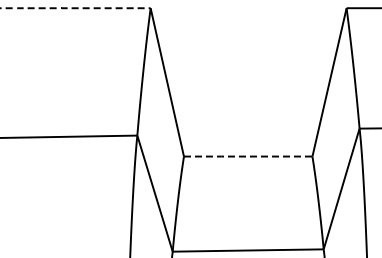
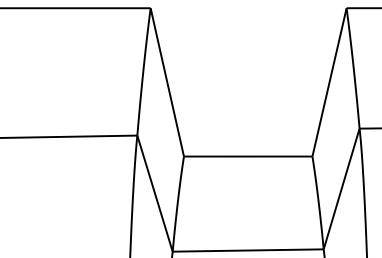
line: dashed -> solid (74, 8)
line: dashed -> solid (248, 156)
